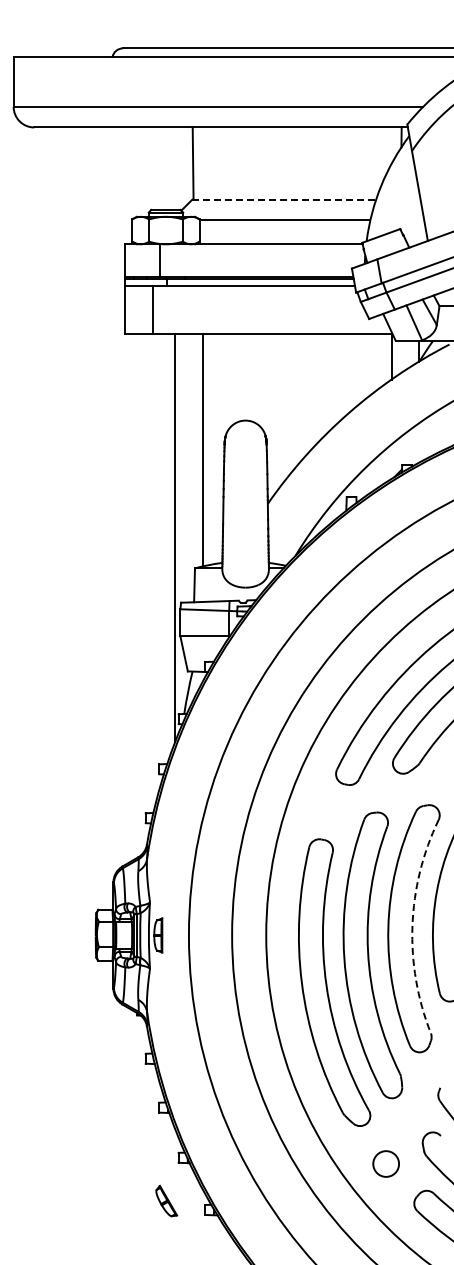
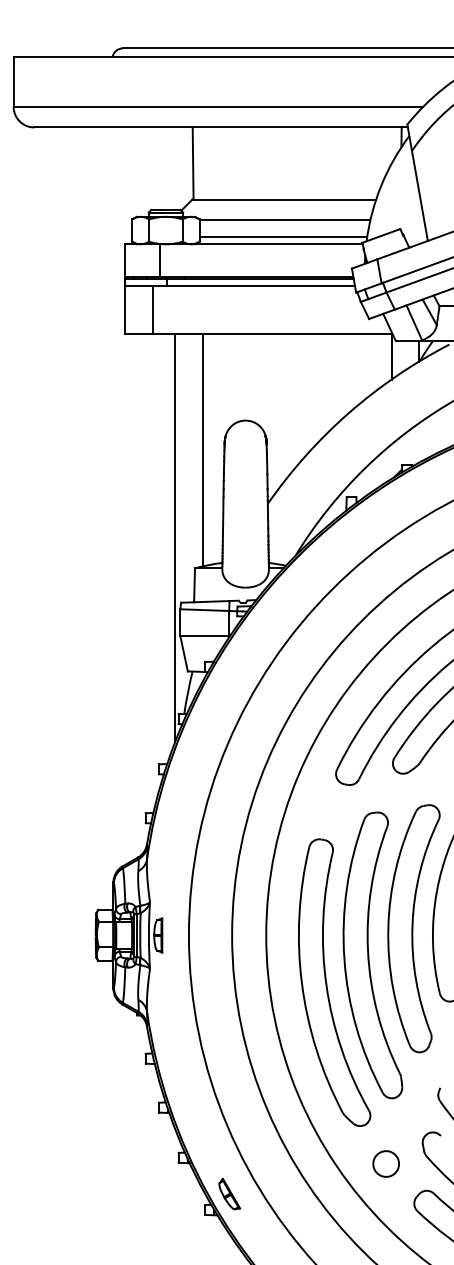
line: dashed -> solid (284, 199)
line: none -> present (283, 237)
arc: dashed -> solid (412, 925)
part position: (166, 1200) -> (229, 1193) (229, 1193)
